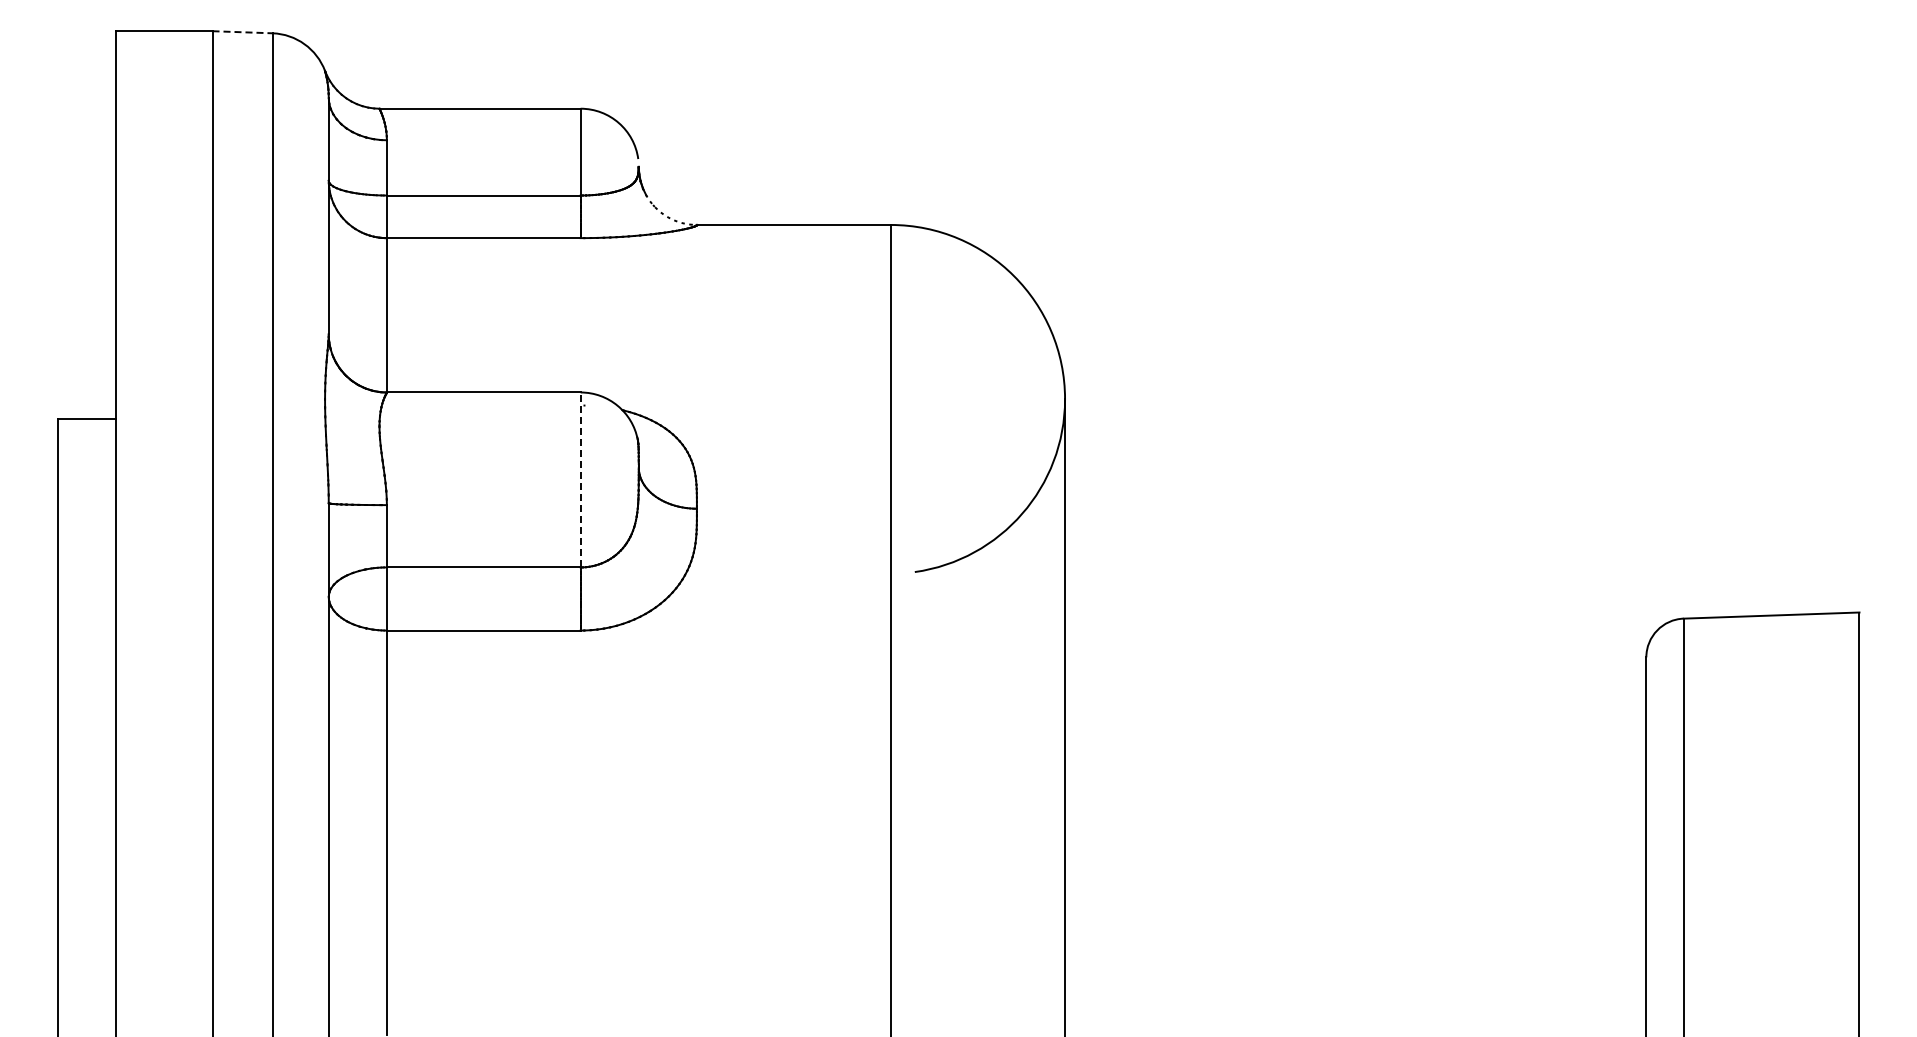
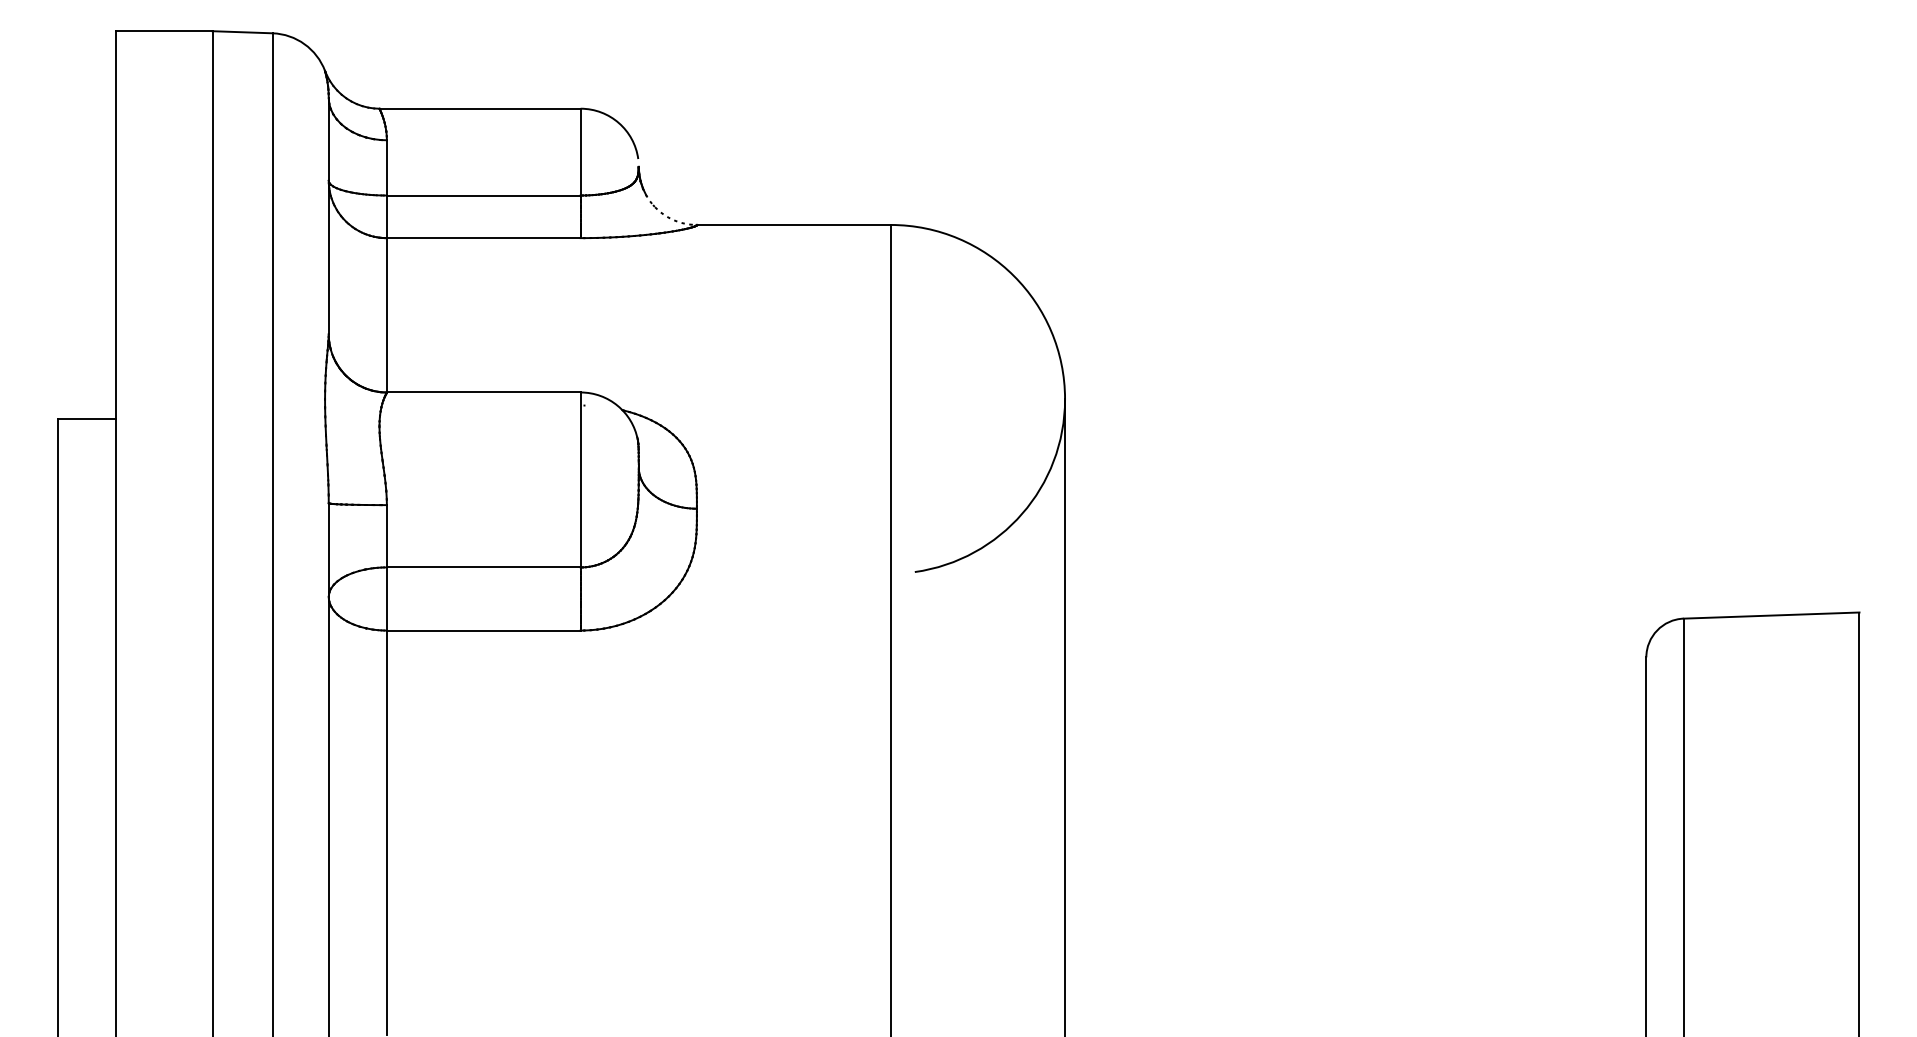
line: dashed -> solid (243, 32)
line: dashed -> solid (580, 479)
